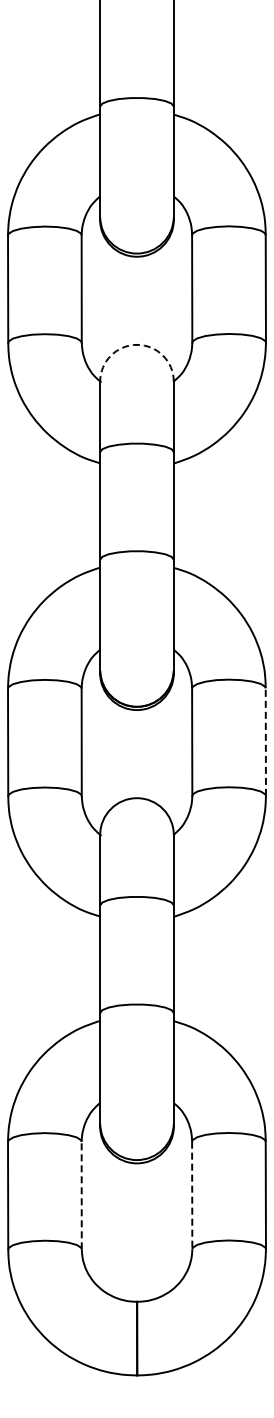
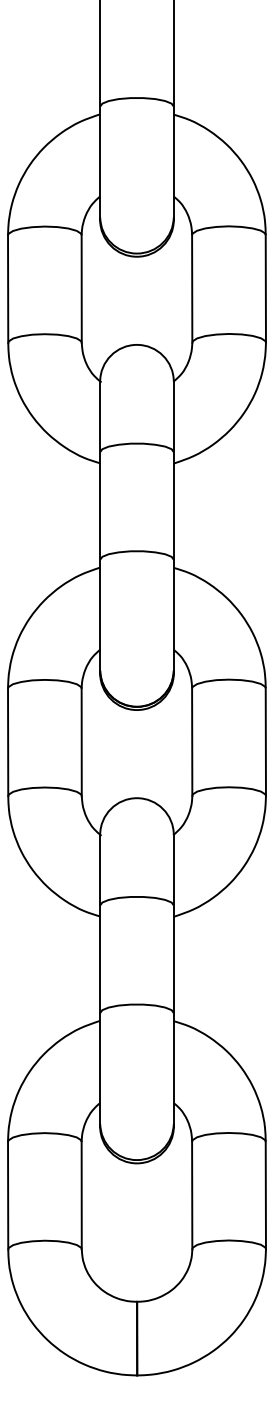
arc: dashed -> solid (137, 344)
line: dashed -> solid (265, 742)
line: dashed -> solid (81, 1195)
line: dashed -> solid (192, 1195)
